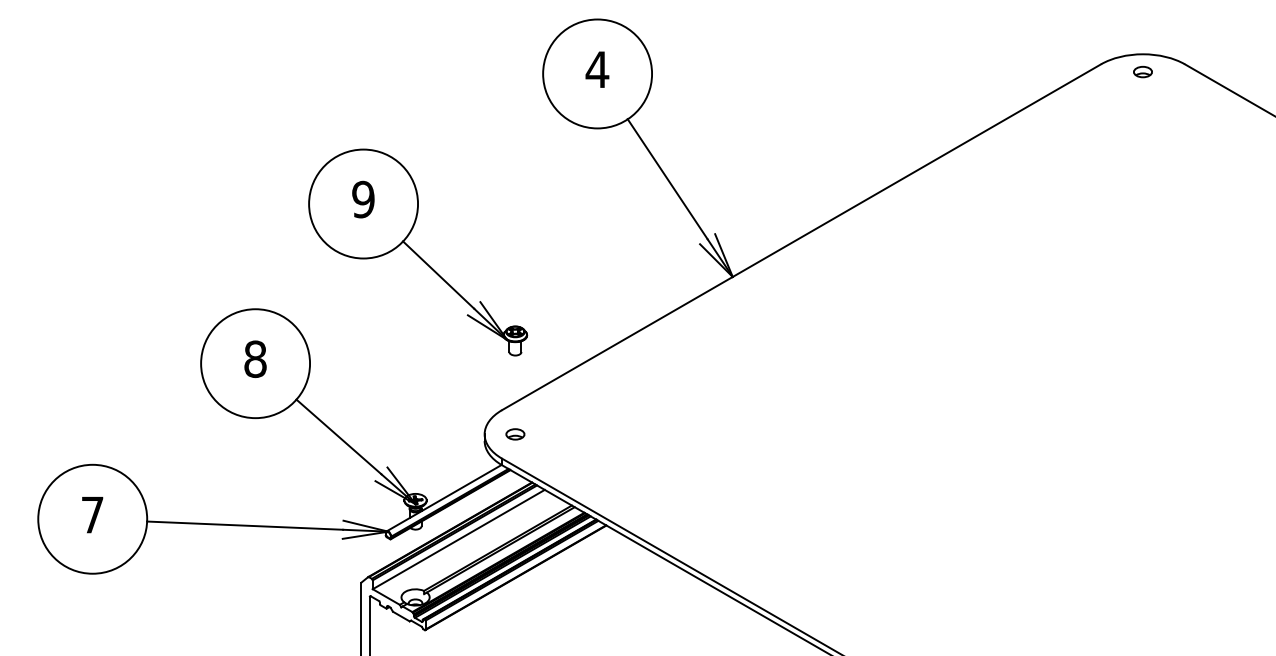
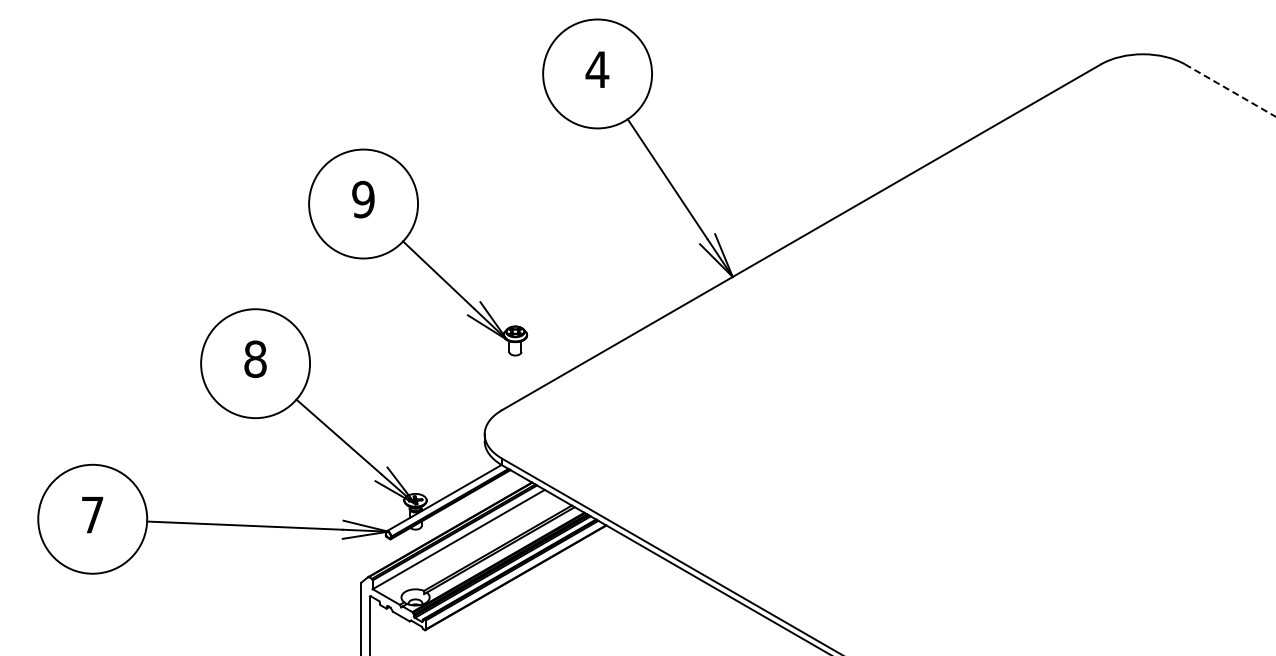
part: present -> none (1142, 72)
line: solid -> dashed (1230, 90)
part: present -> none (515, 434)
